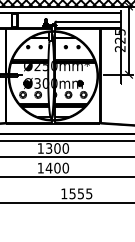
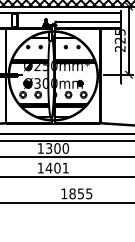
text: 1400 -> 1401 (65, 167)
text: 1555 -> 1855 (72, 193)
